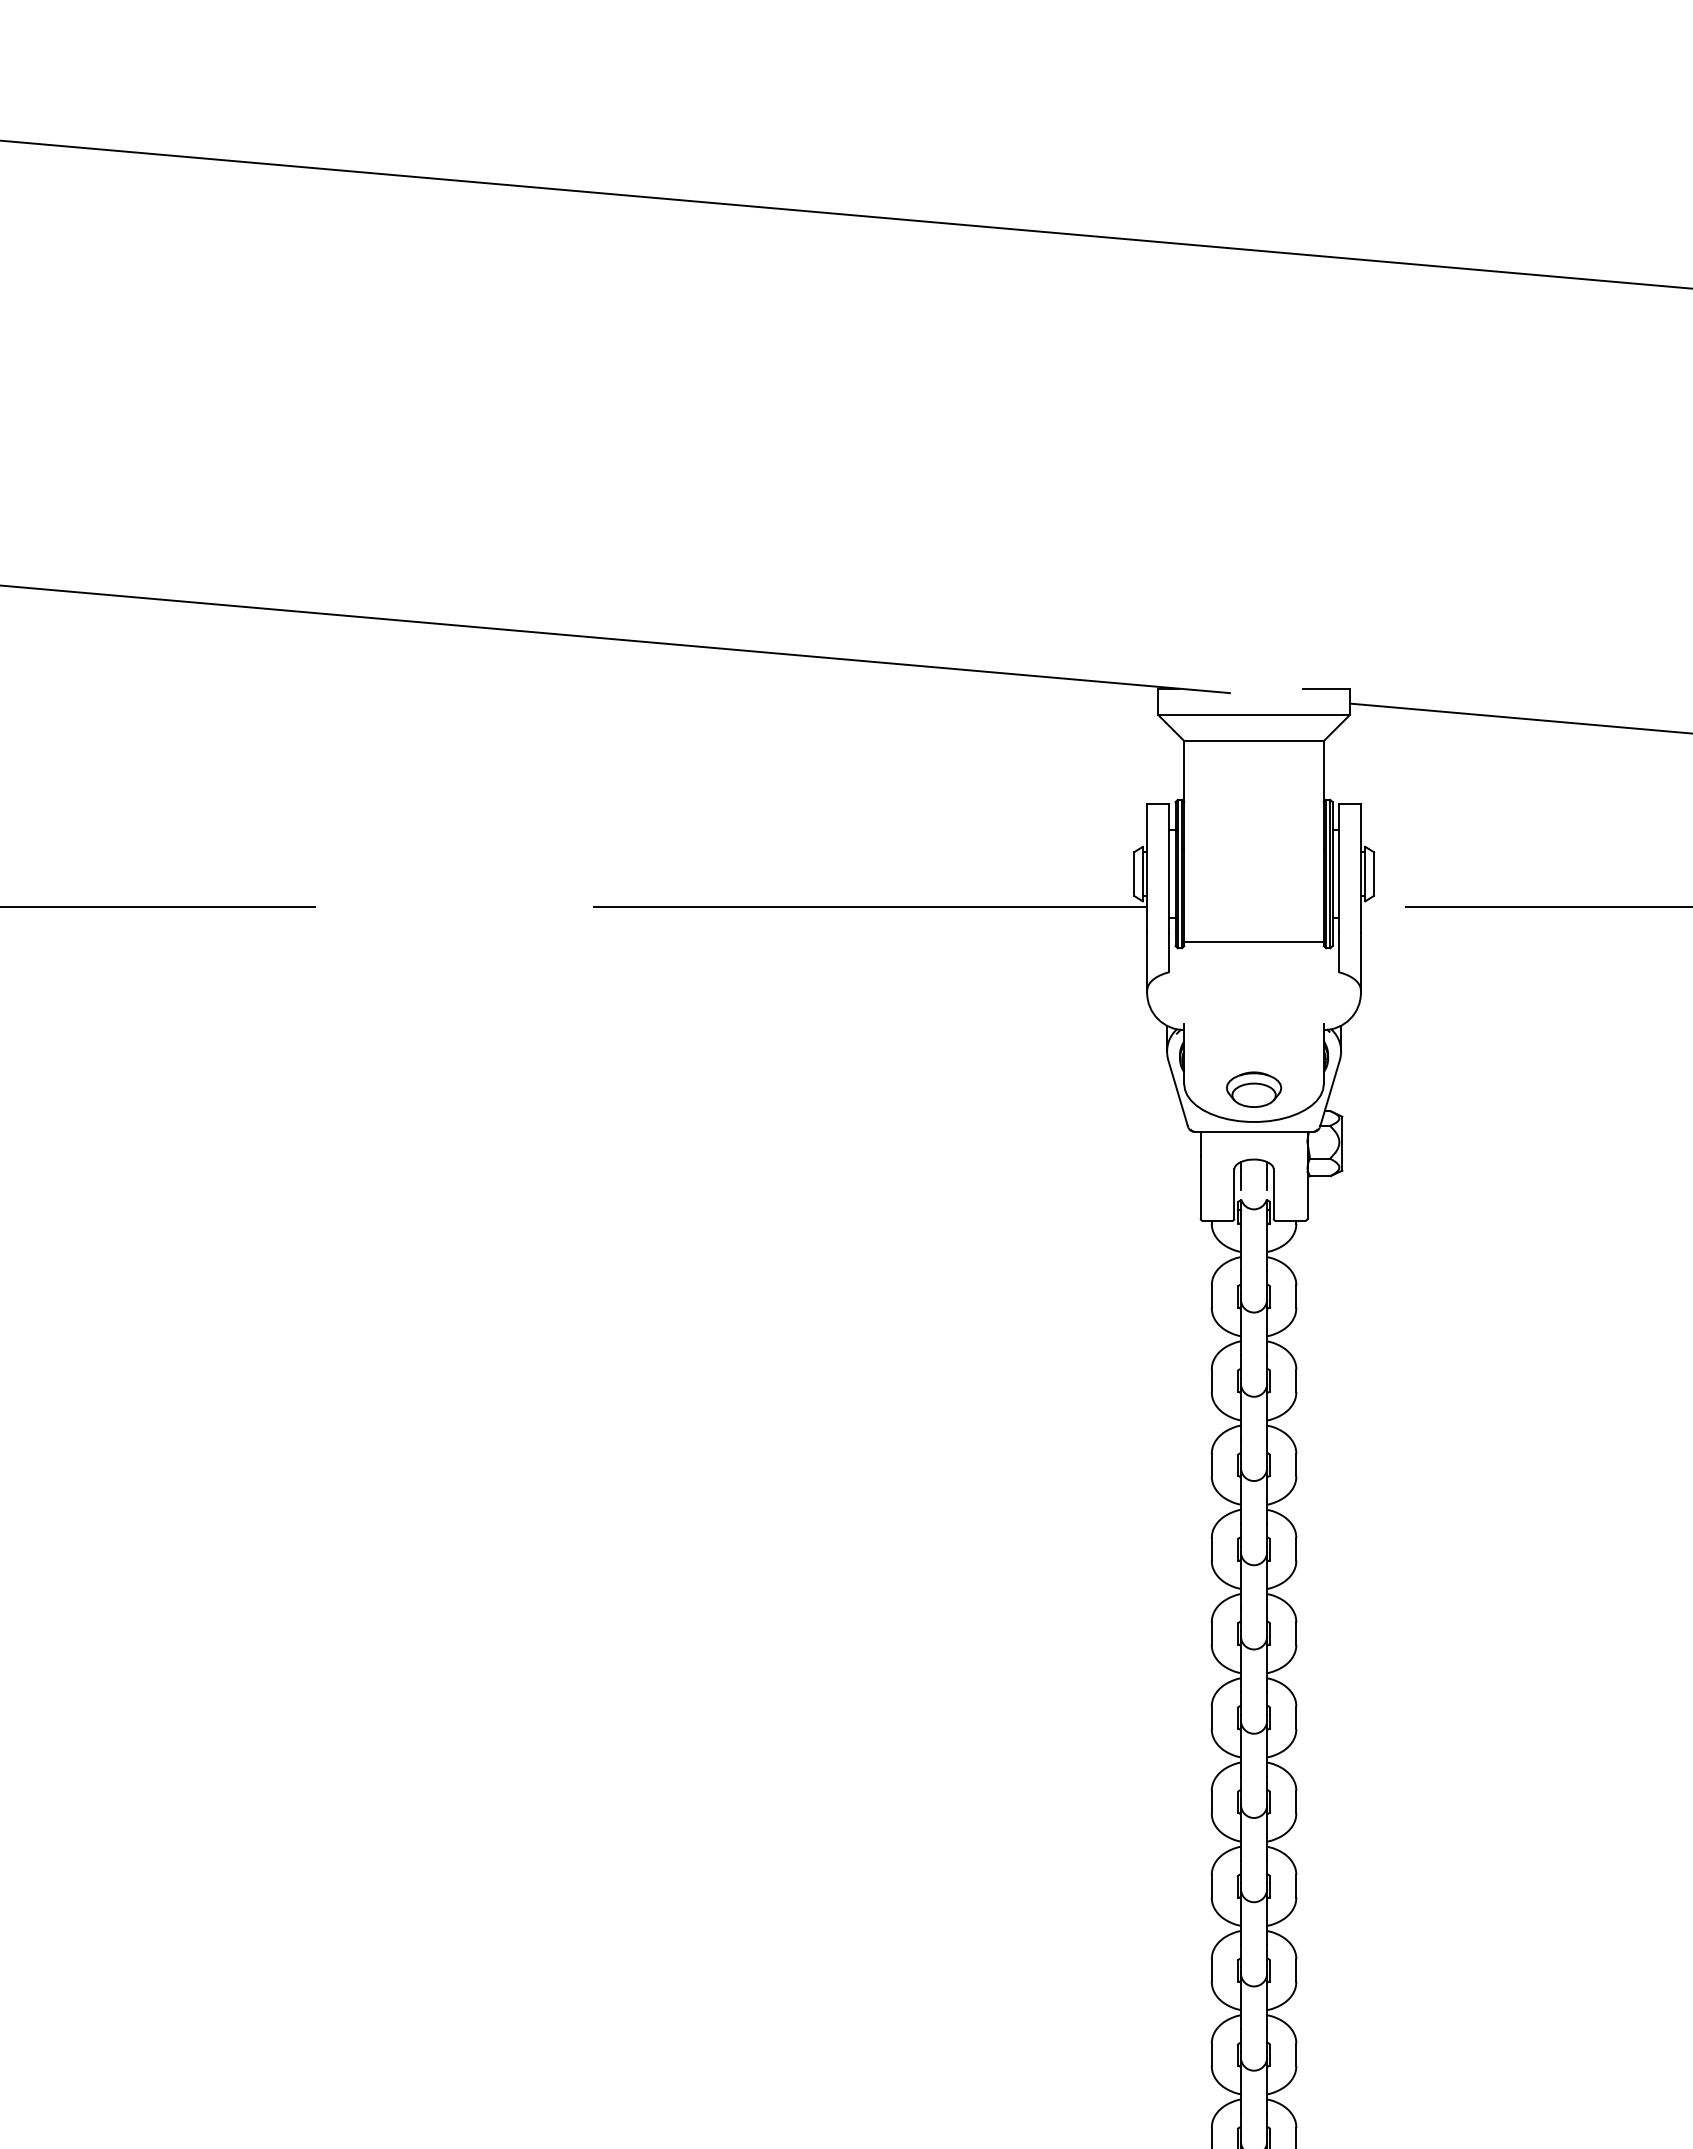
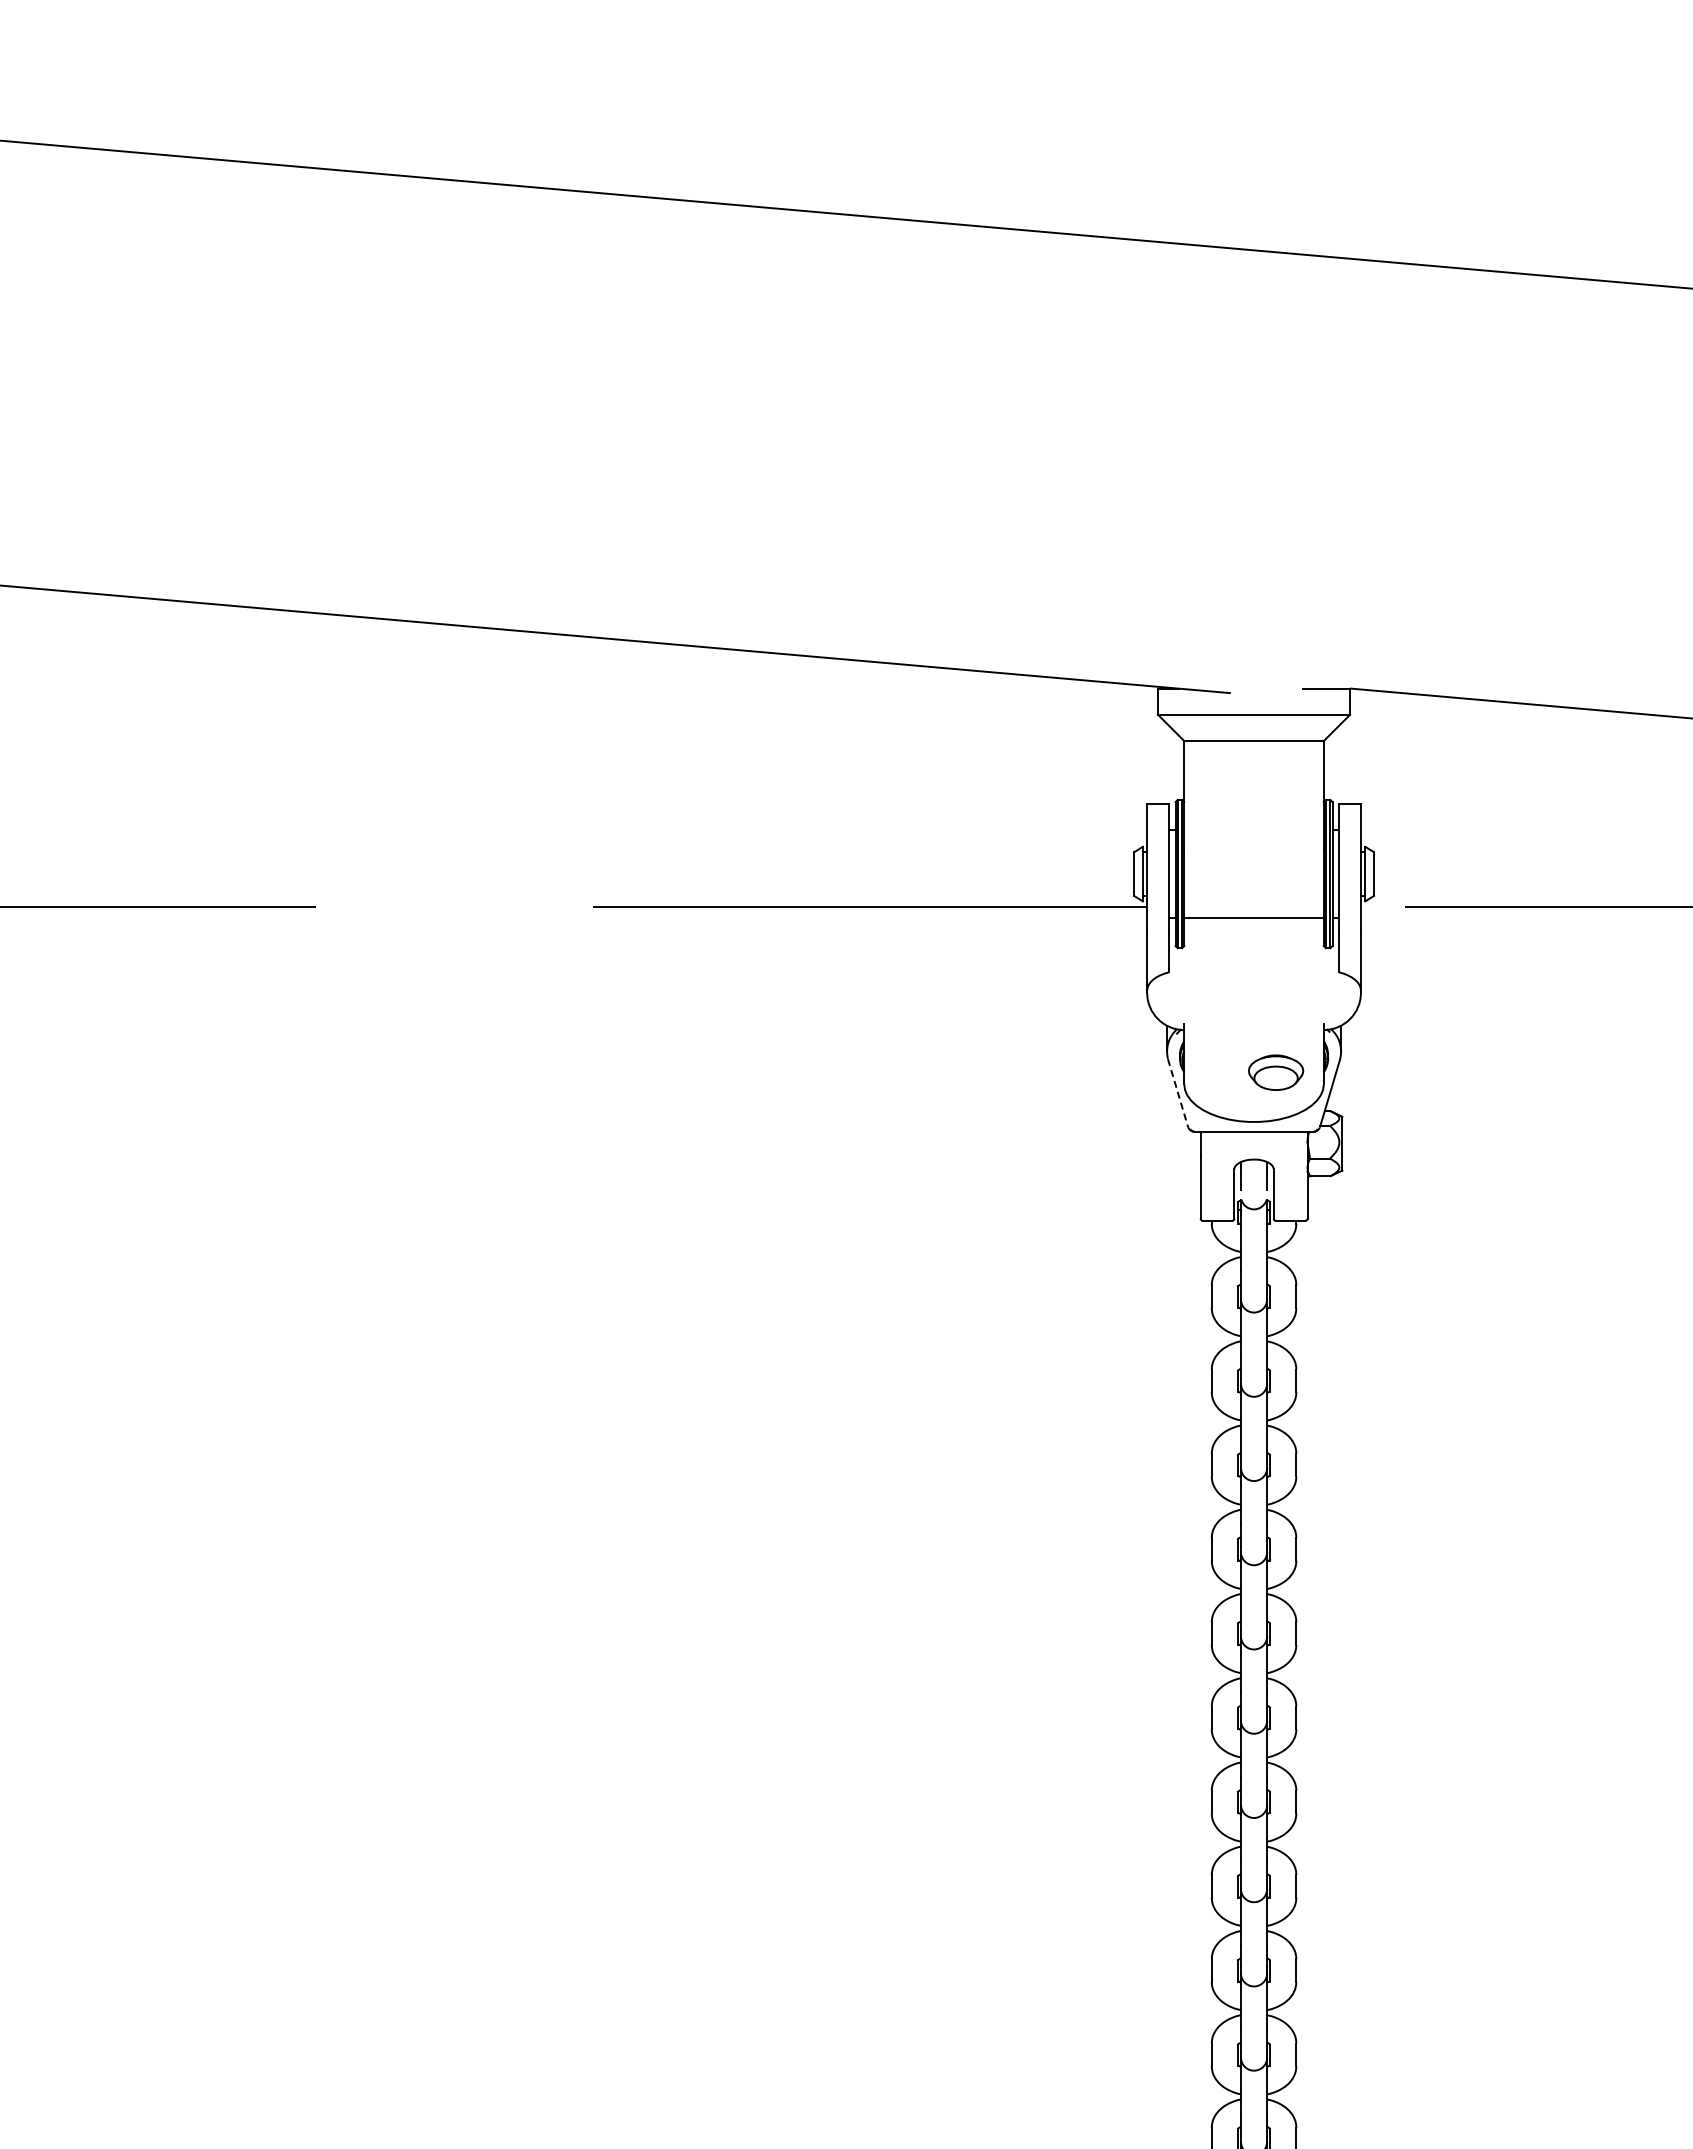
line position: (1519, 718) -> (1520, 703) (1520, 703)
line position: (1253, 941) -> (1253, 917) (1253, 917)
part position: (1254, 1089) -> (1276, 1072) (1276, 1072)
line: solid -> dashed (1177, 1092)
